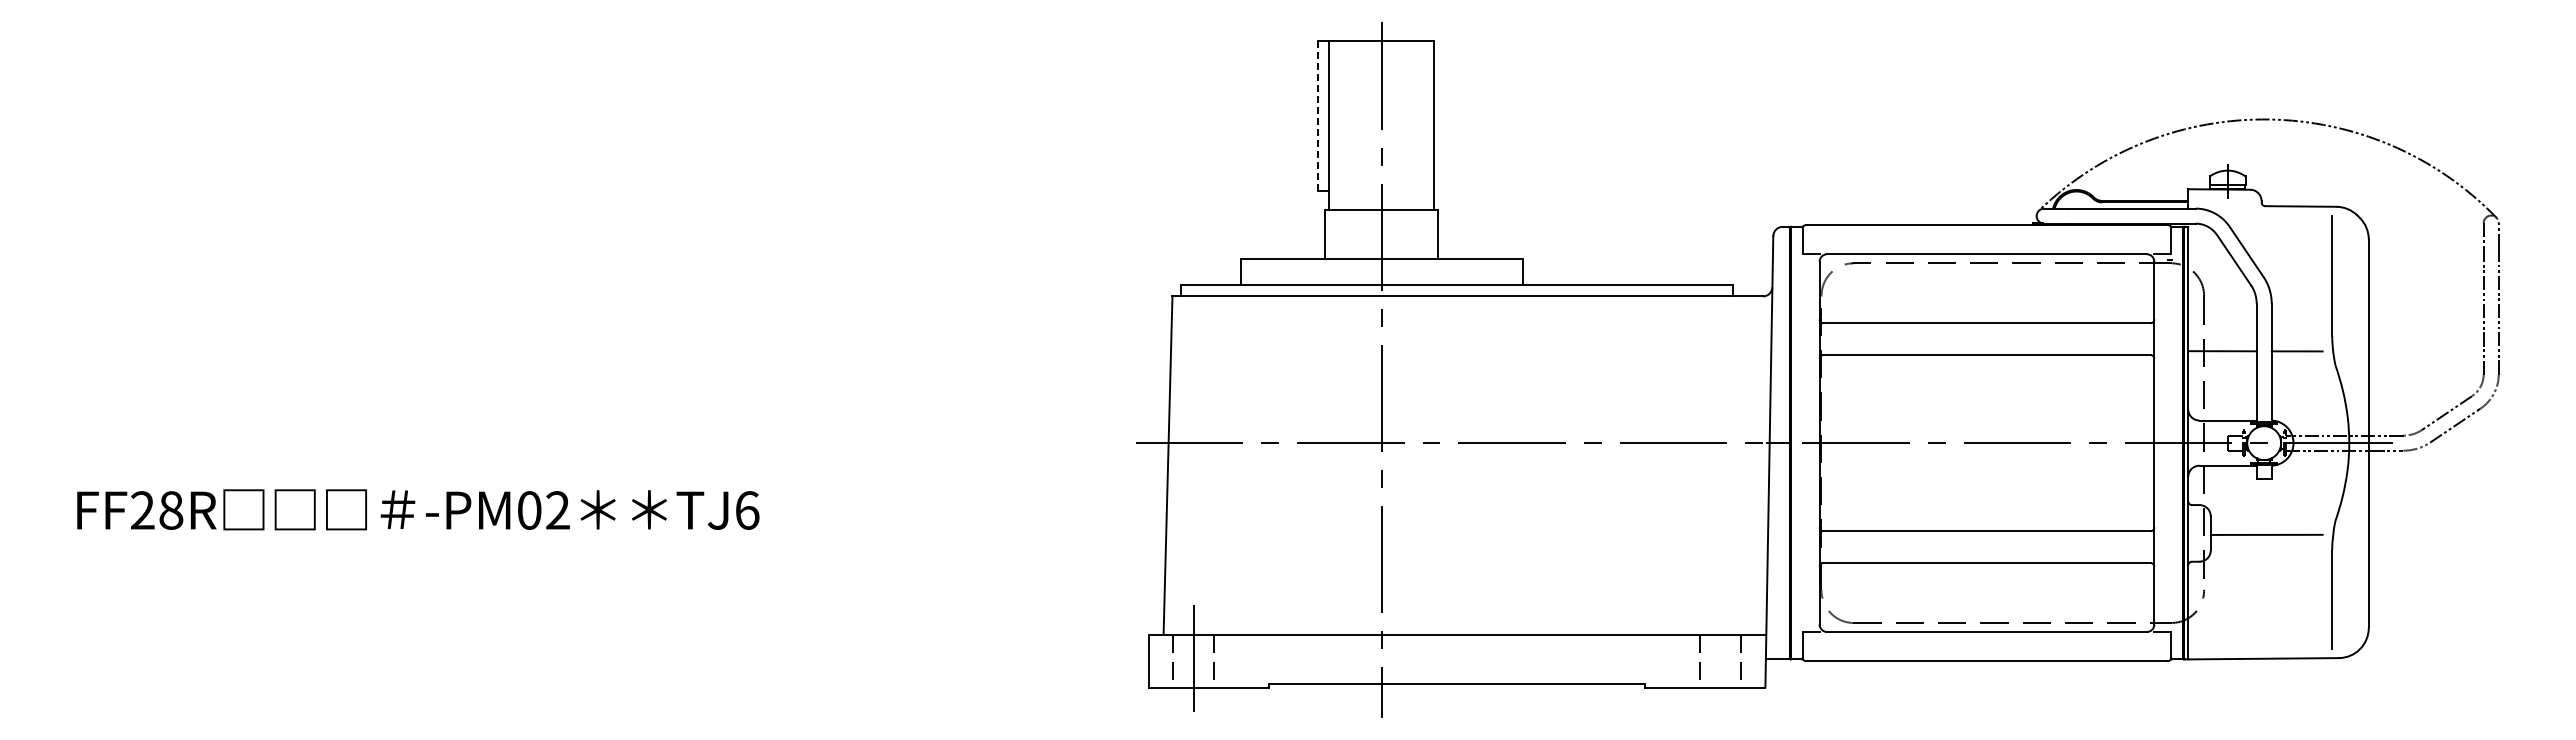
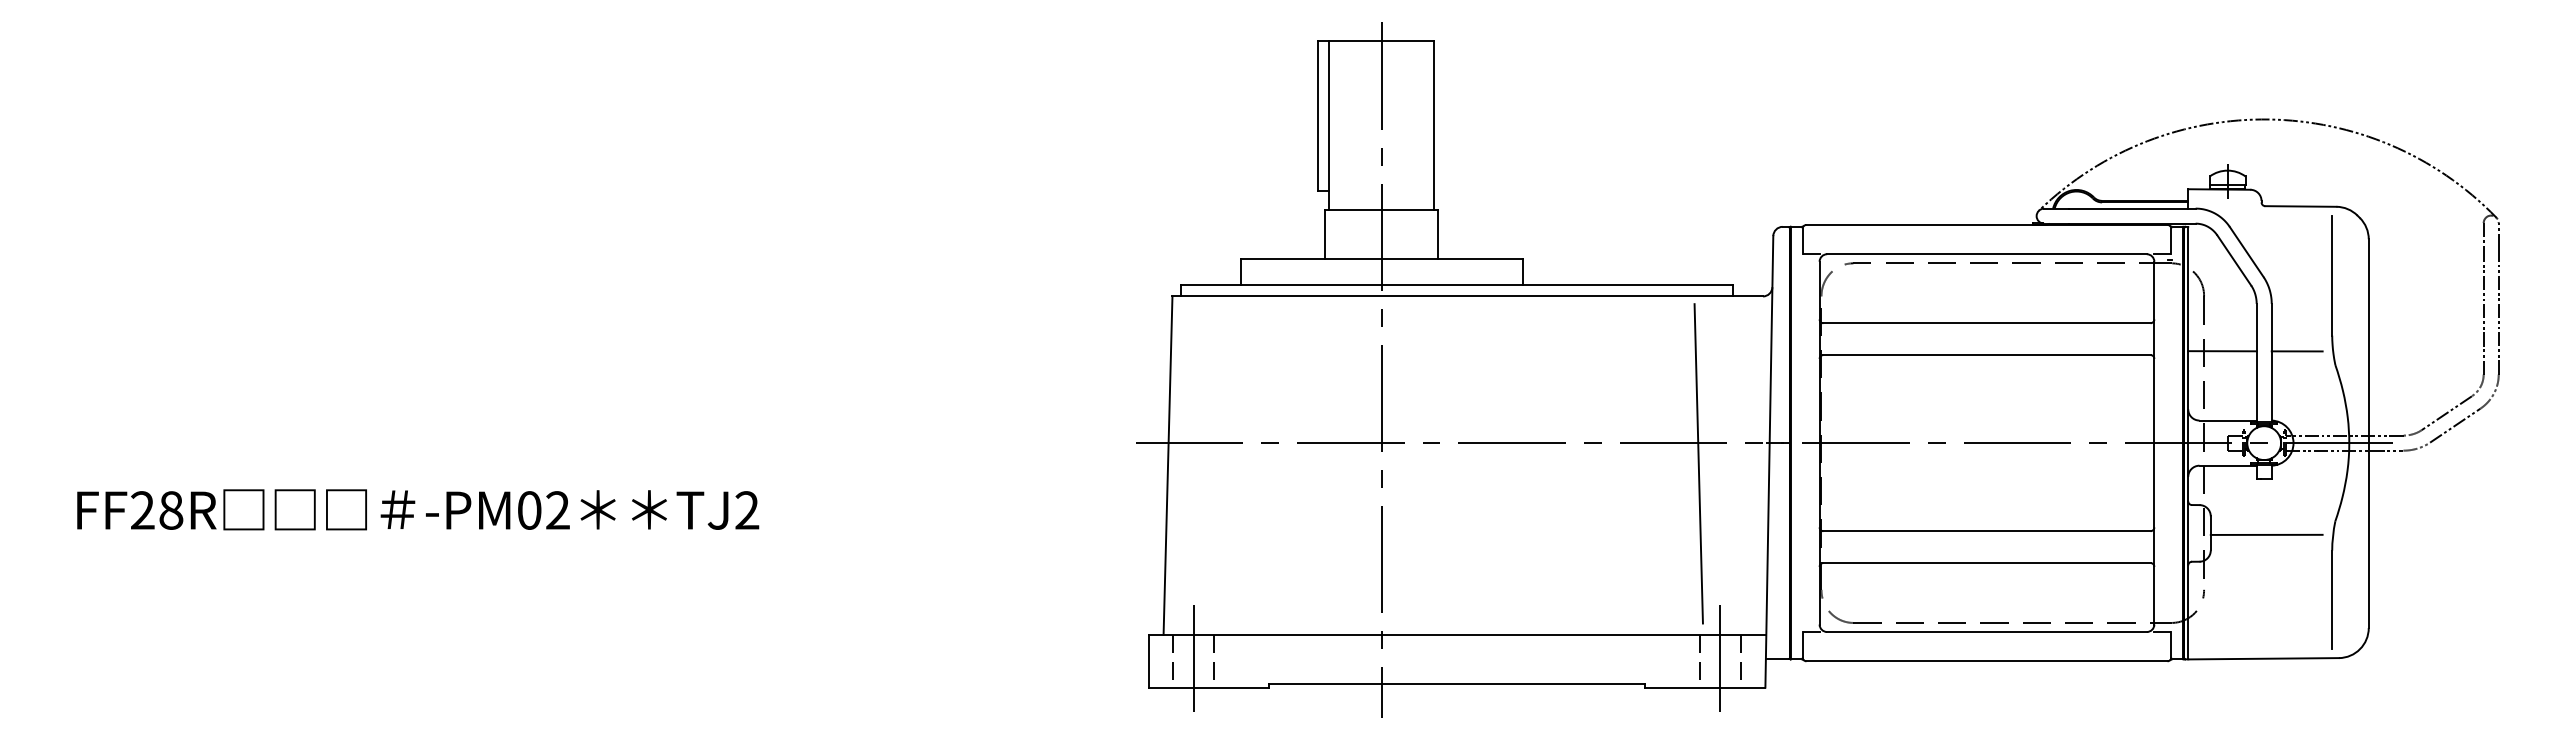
line: dashed -> solid (1317, 116)
line: none -> present (1698, 463)
text: TJ6 -> TJ2 (747, 510)
line: none -> present (1720, 660)
